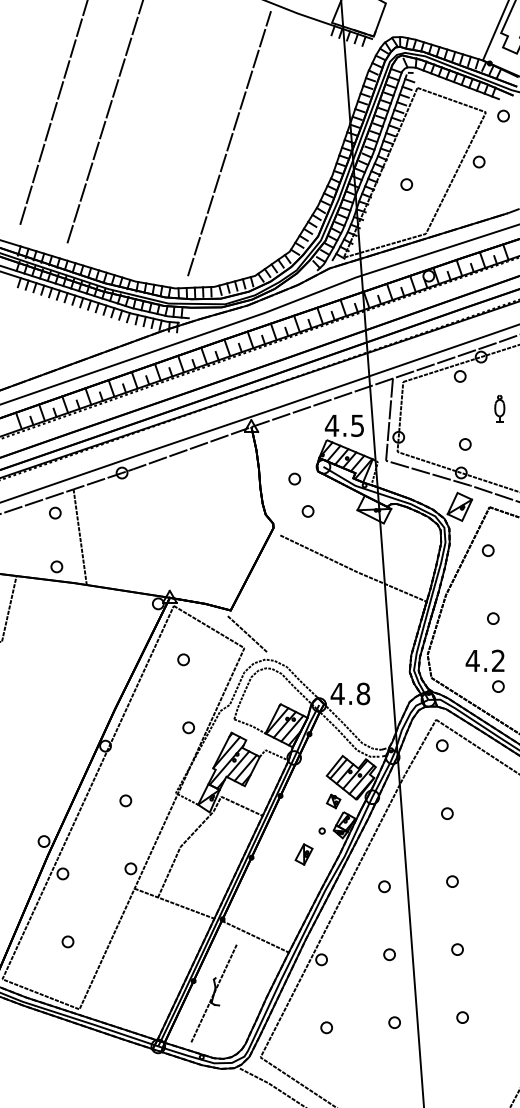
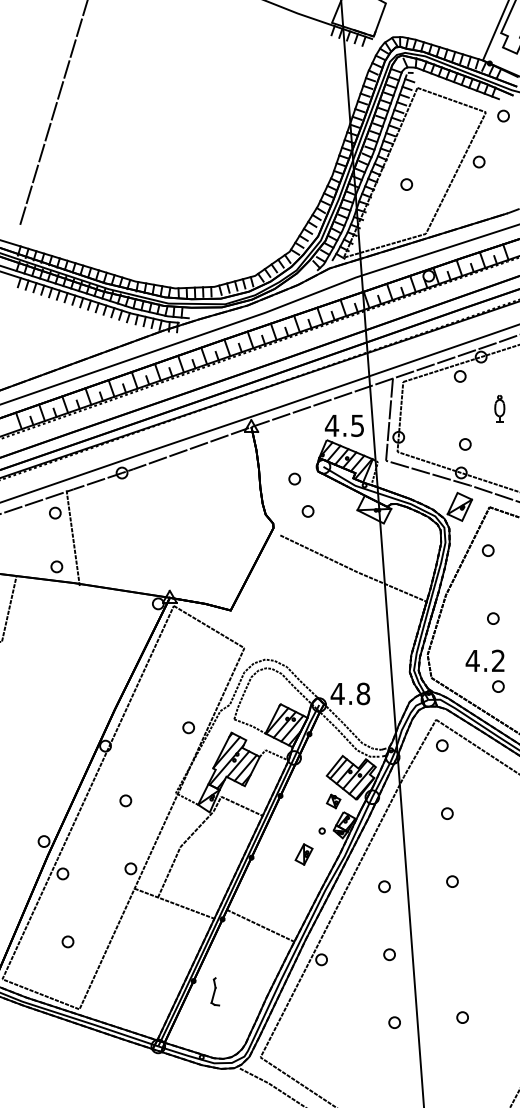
line: present -> none (104, 122)
line: present -> none (229, 143)
line position: (79, 537) -> (72, 538) (72, 538)
line: present -> none (247, 634)
part: present -> none (183, 659)
line position: (254, 936) -> (259, 925) (259, 925)
part: present -> none (457, 949)
line: present -> none (214, 992)
part: present -> none (326, 1027)
